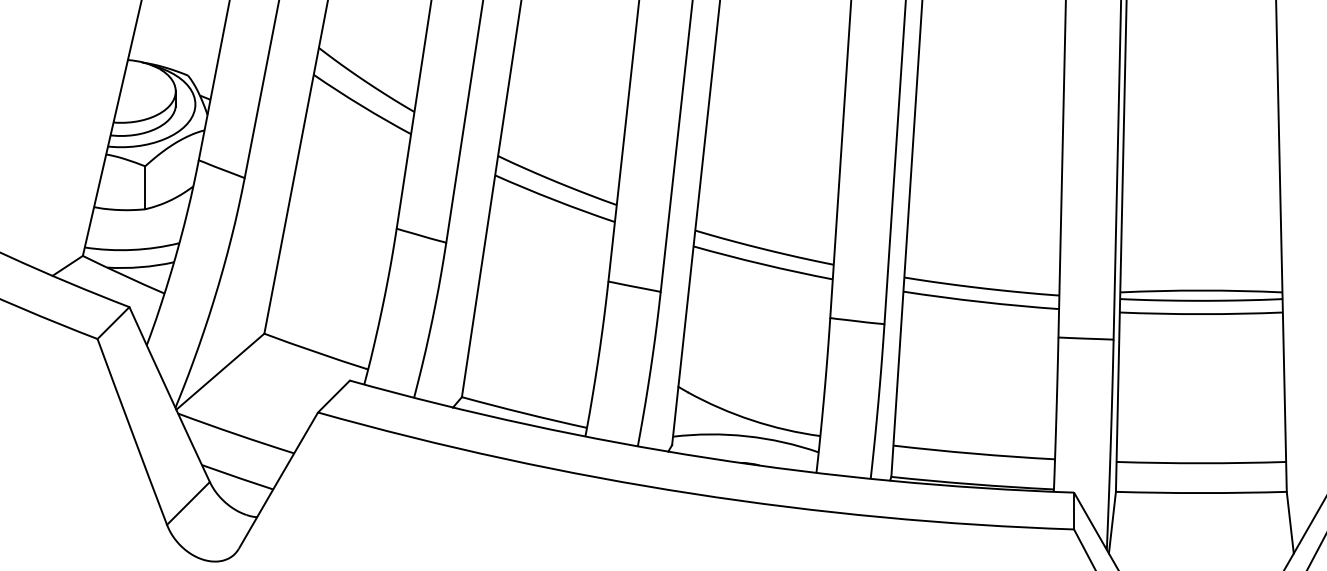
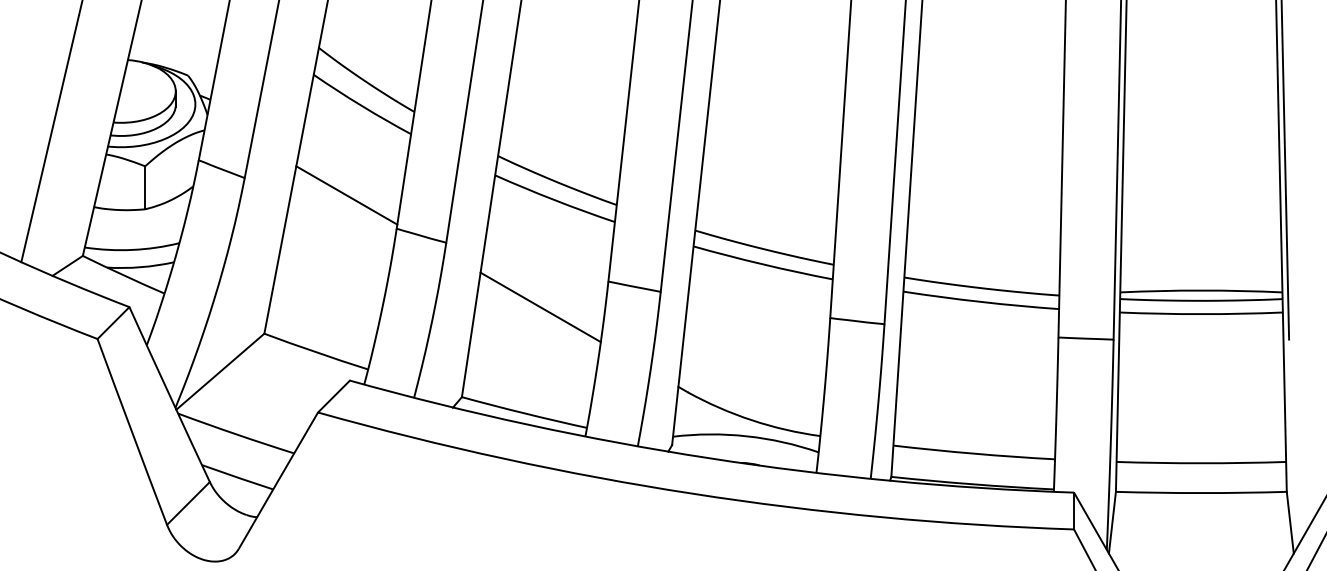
line: none -> present (51, 132)
line: none -> present (1285, 170)
line: none -> present (346, 195)
line: none -> present (540, 307)
